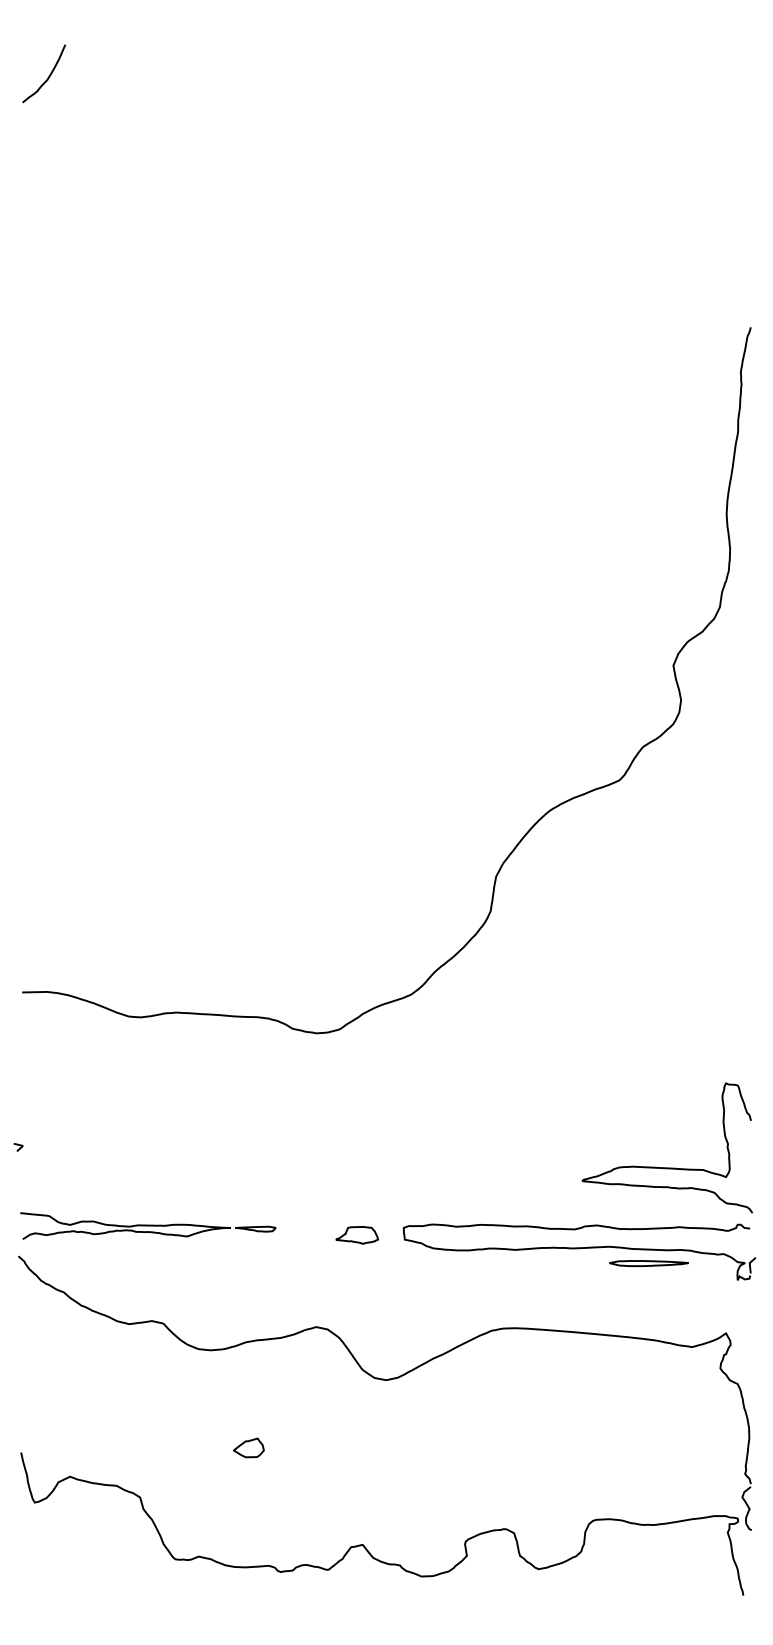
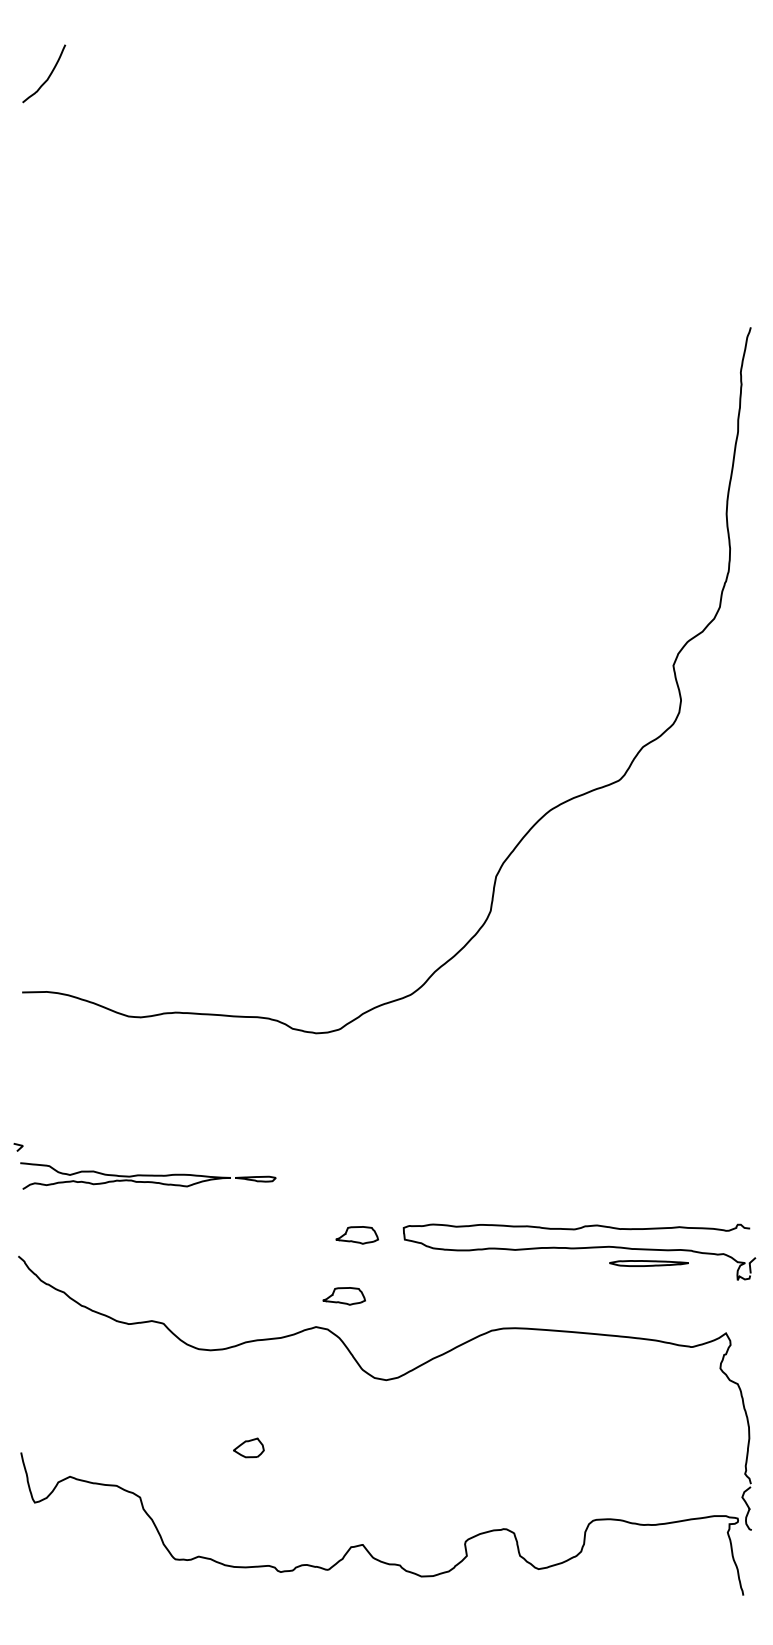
curve: present -> none (666, 1167)
part position: (148, 1225) -> (148, 1175) (148, 1175)
part: none -> present (343, 1296)
